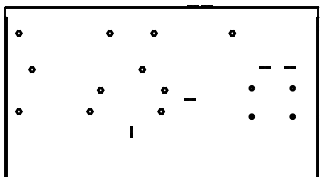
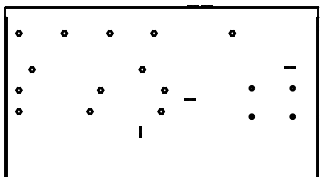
part: none -> present (64, 33)
line: present -> none (264, 67)
part: none -> present (18, 89)
line position: (131, 131) -> (140, 131) (140, 131)
